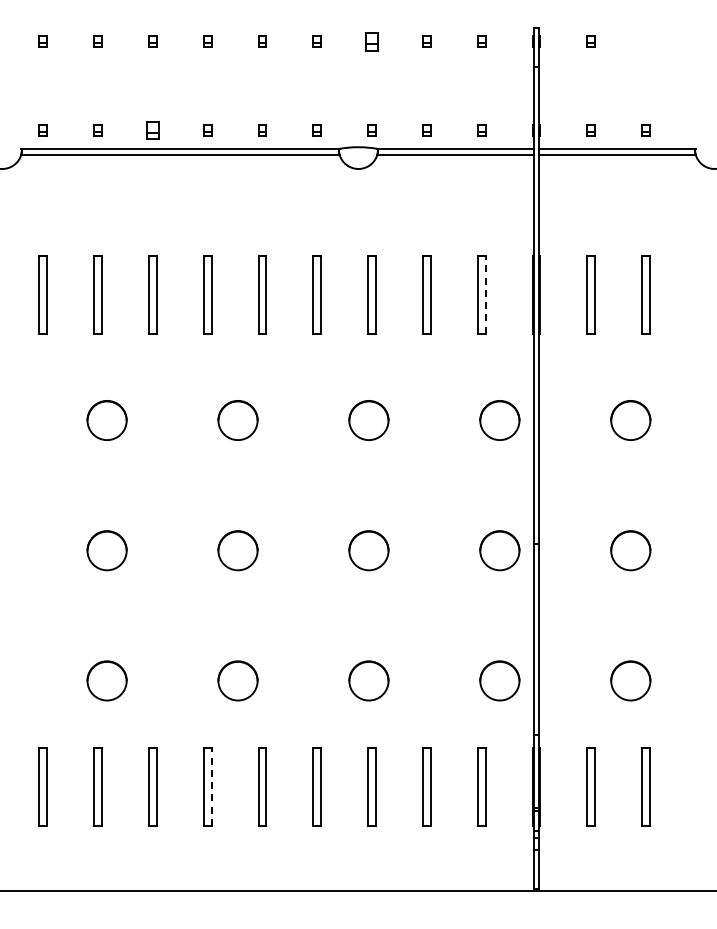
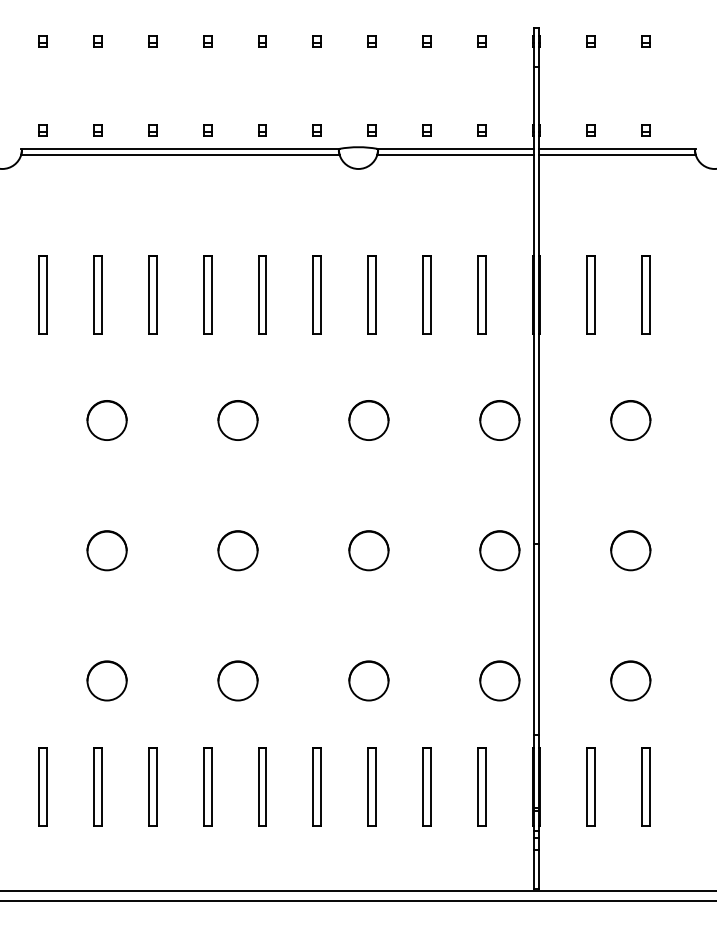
part size: 14x20 px -> 10x13 px (371, 41)
part: none -> present (645, 41)
part size: 14x19 px -> 10x13 px (152, 130)
line: dashed -> solid (485, 294)
line: dashed -> solid (211, 786)
line: none -> present (357, 901)
